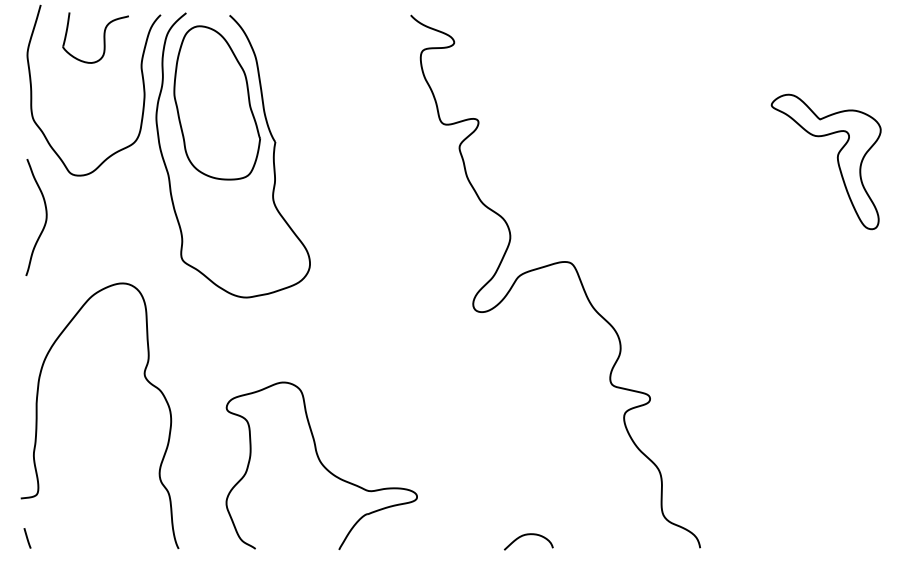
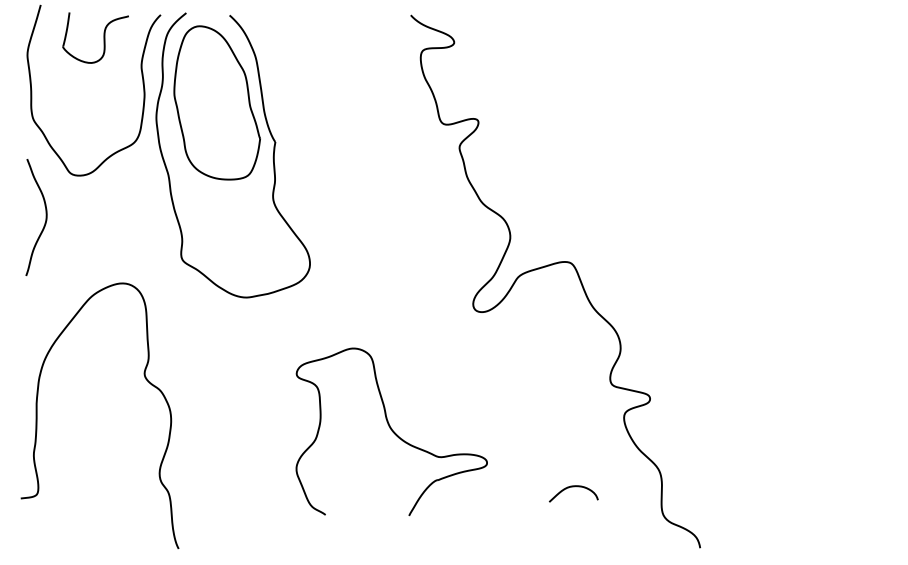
part: present -> none (836, 157)
part position: (321, 465) -> (391, 431) (391, 431)
curve position: (528, 535) -> (573, 487) (573, 487)
line: present -> none (27, 538)
